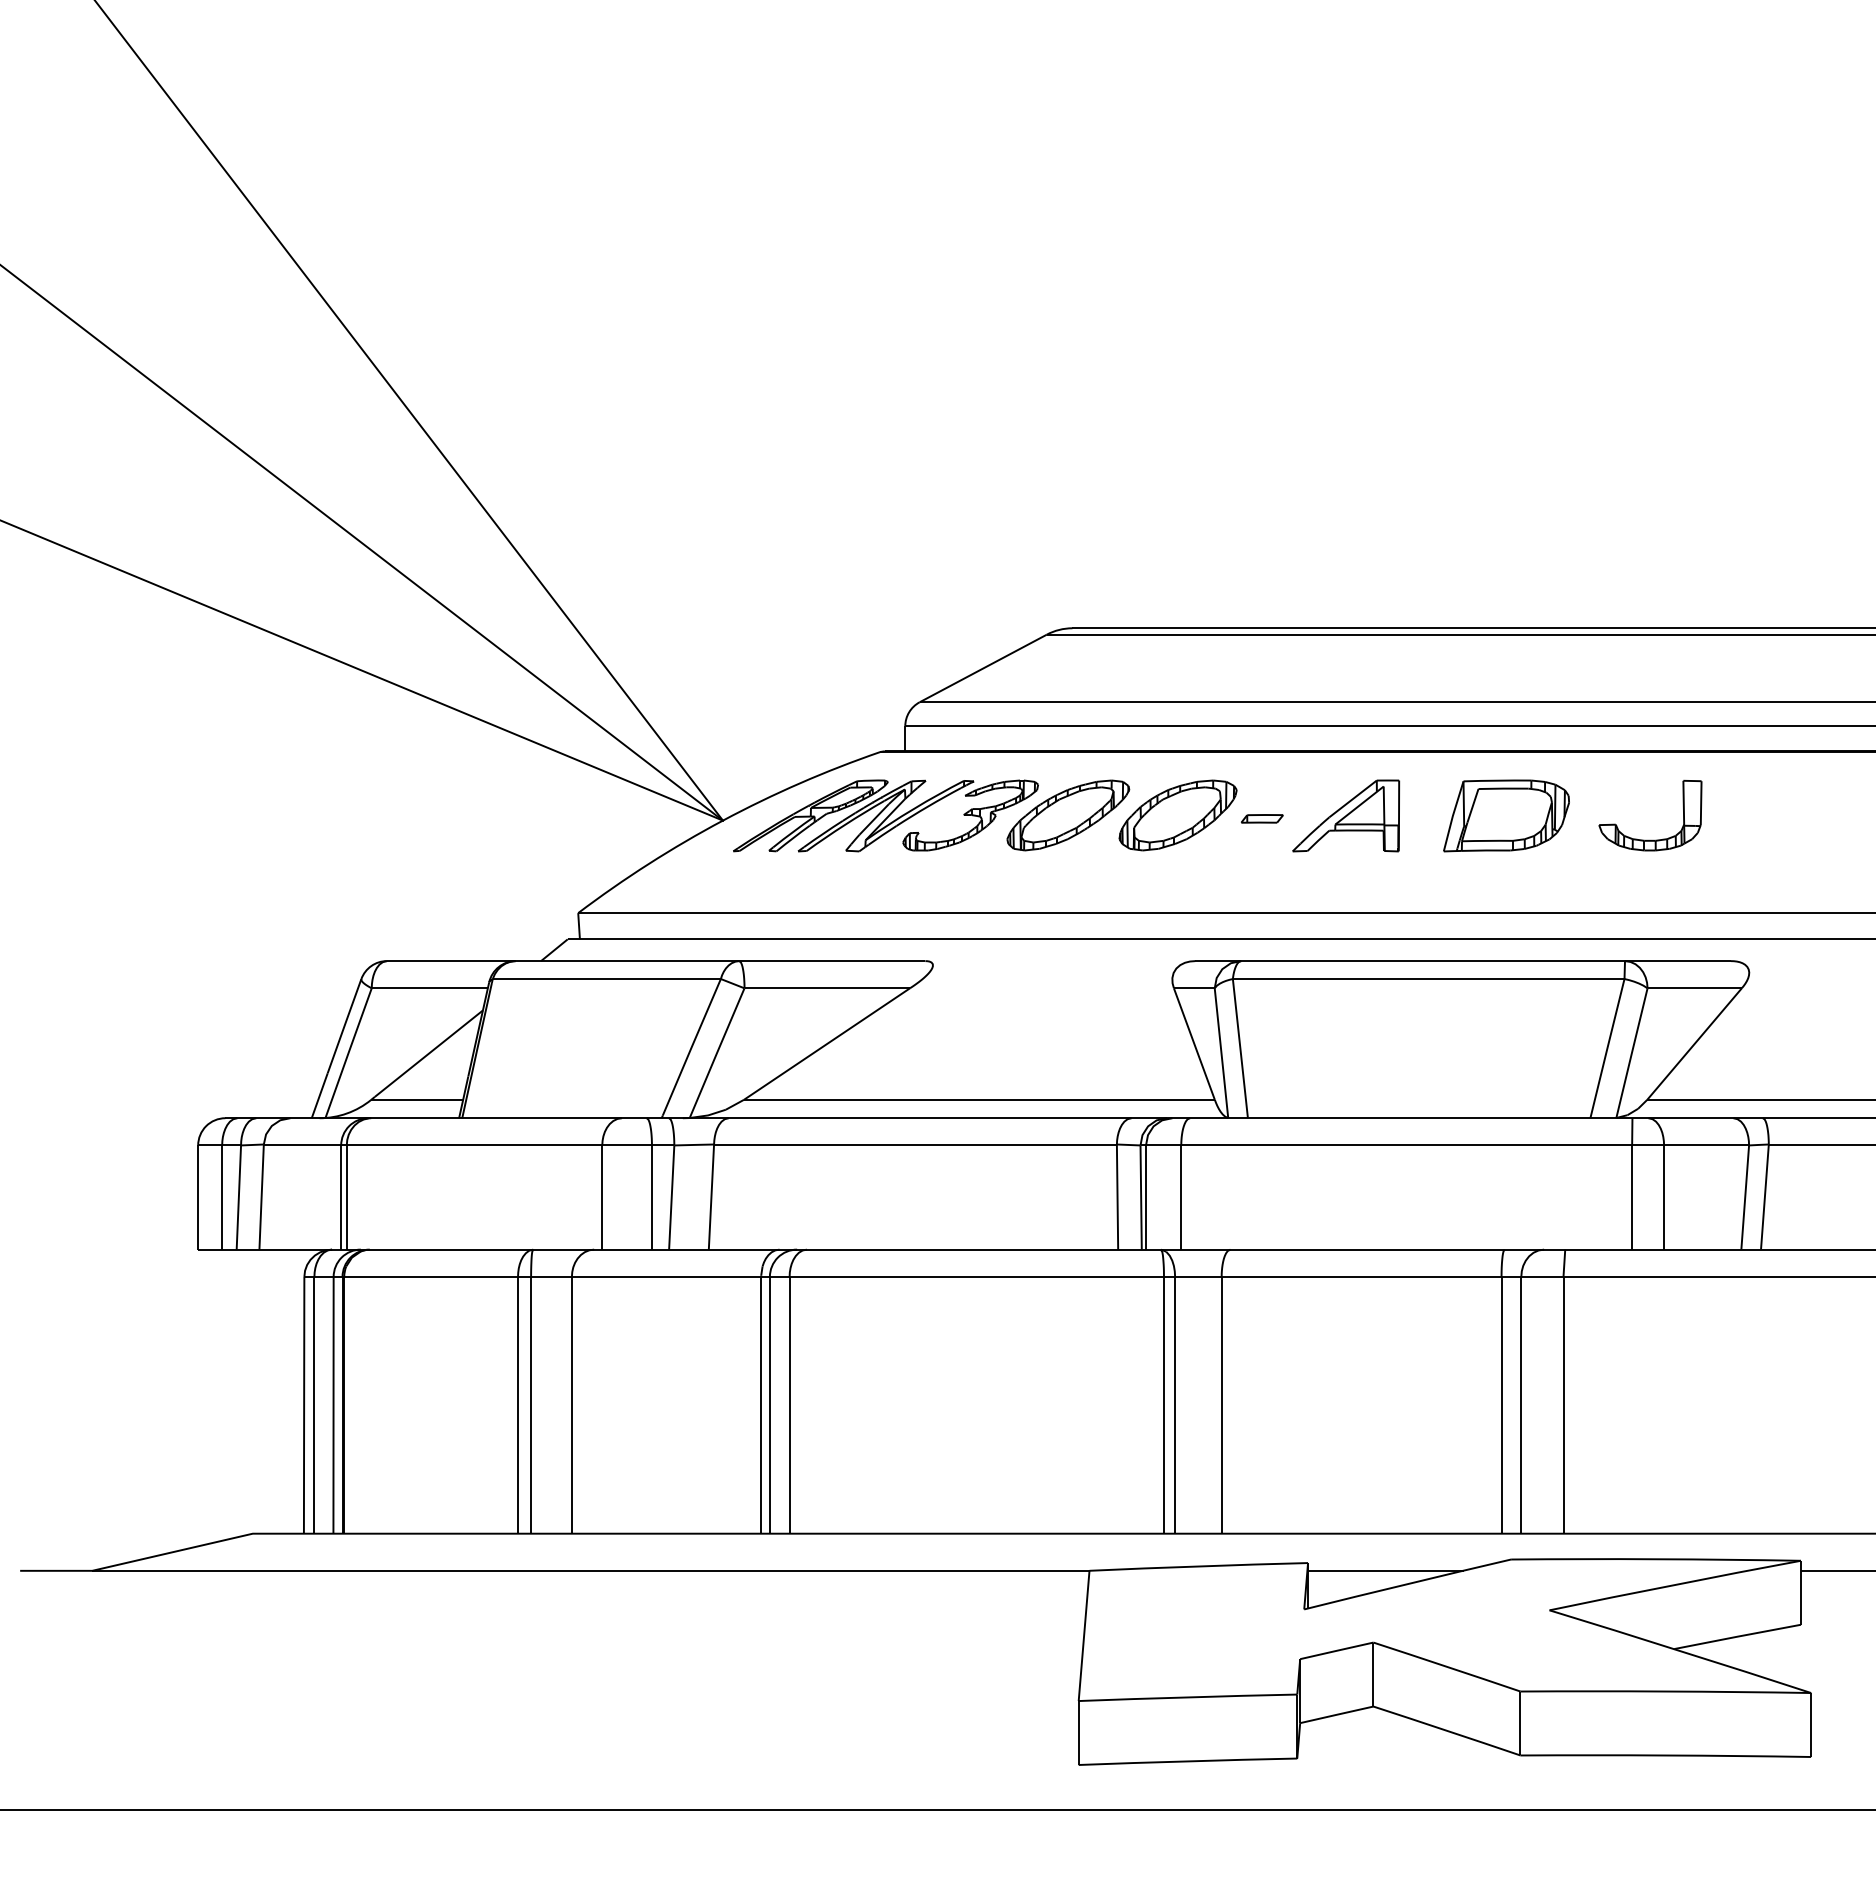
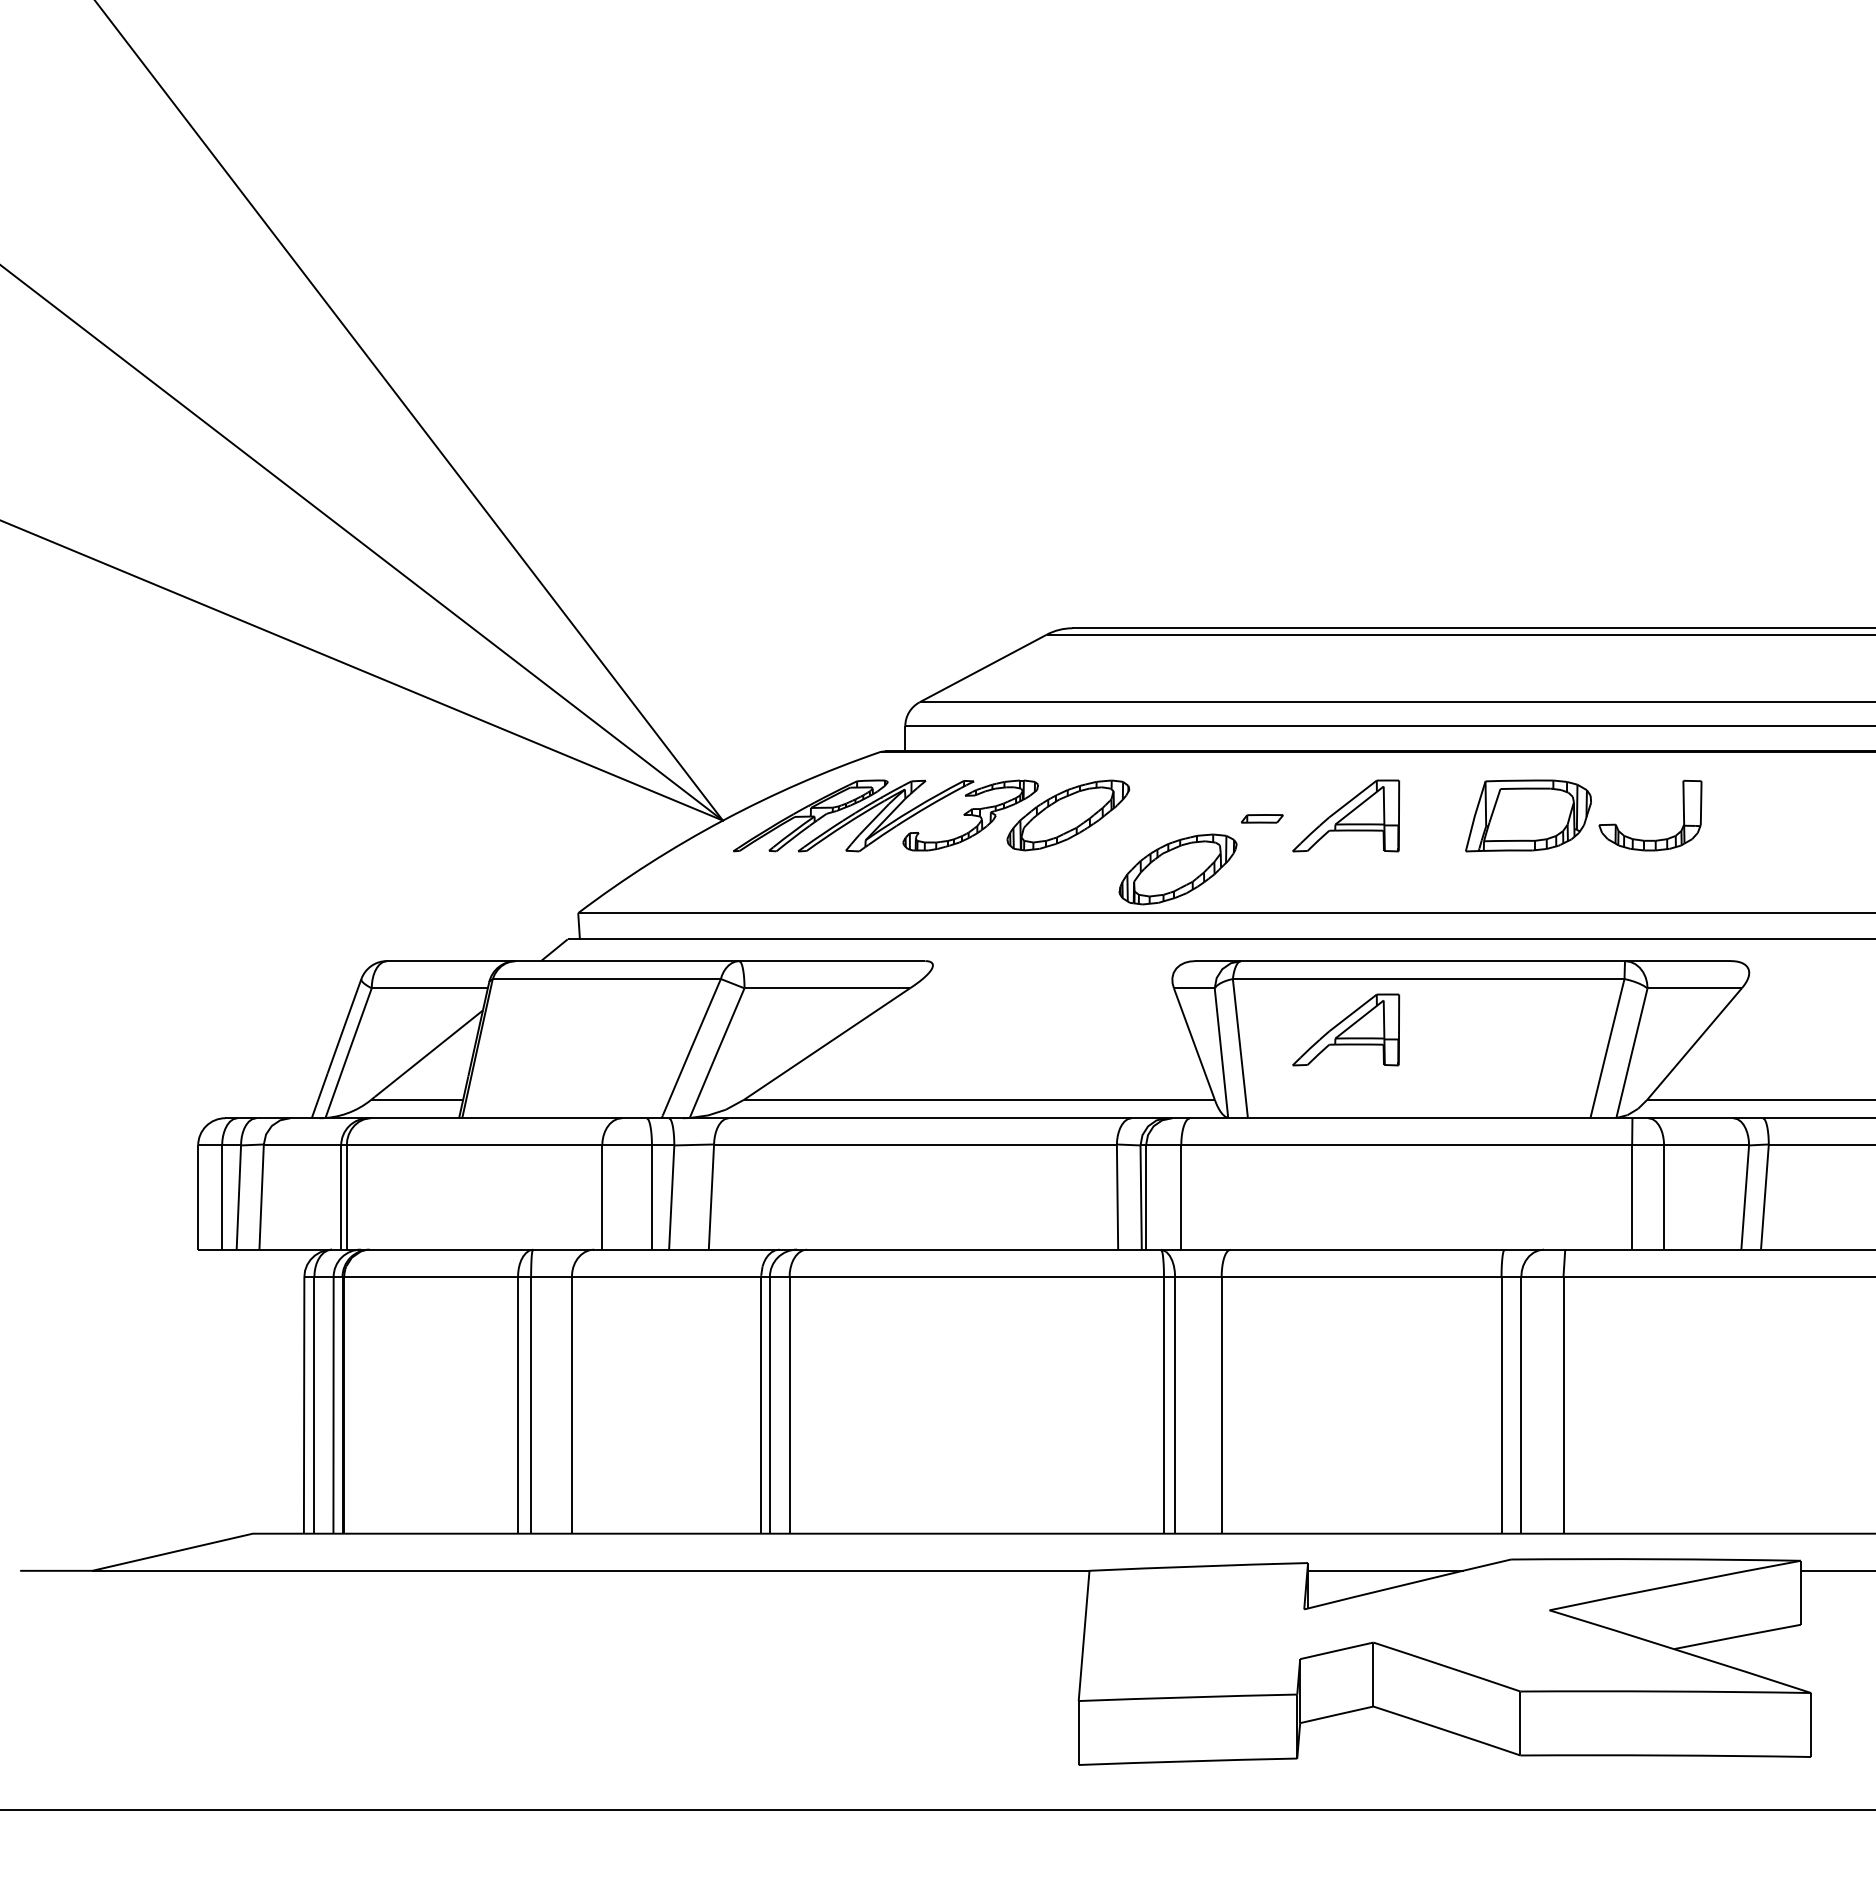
part position: (1177, 815) -> (1177, 869) (1177, 869)
part position: (1506, 815) -> (1528, 815) (1528, 815)
part: none -> present (1346, 1029)
